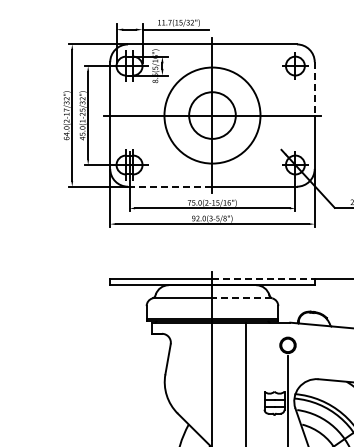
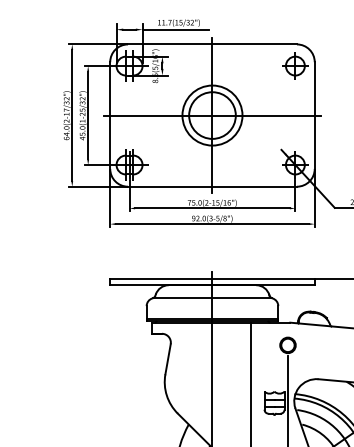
line: dashed -> solid (314, 88)
circle diameter: 96 px -> 60 px (212, 115)
line: dashed -> solid (170, 186)
line: dashed -> solid (264, 278)
line: dashed -> solid (242, 298)
line position: (245, 382) -> (250, 382) (250, 382)
